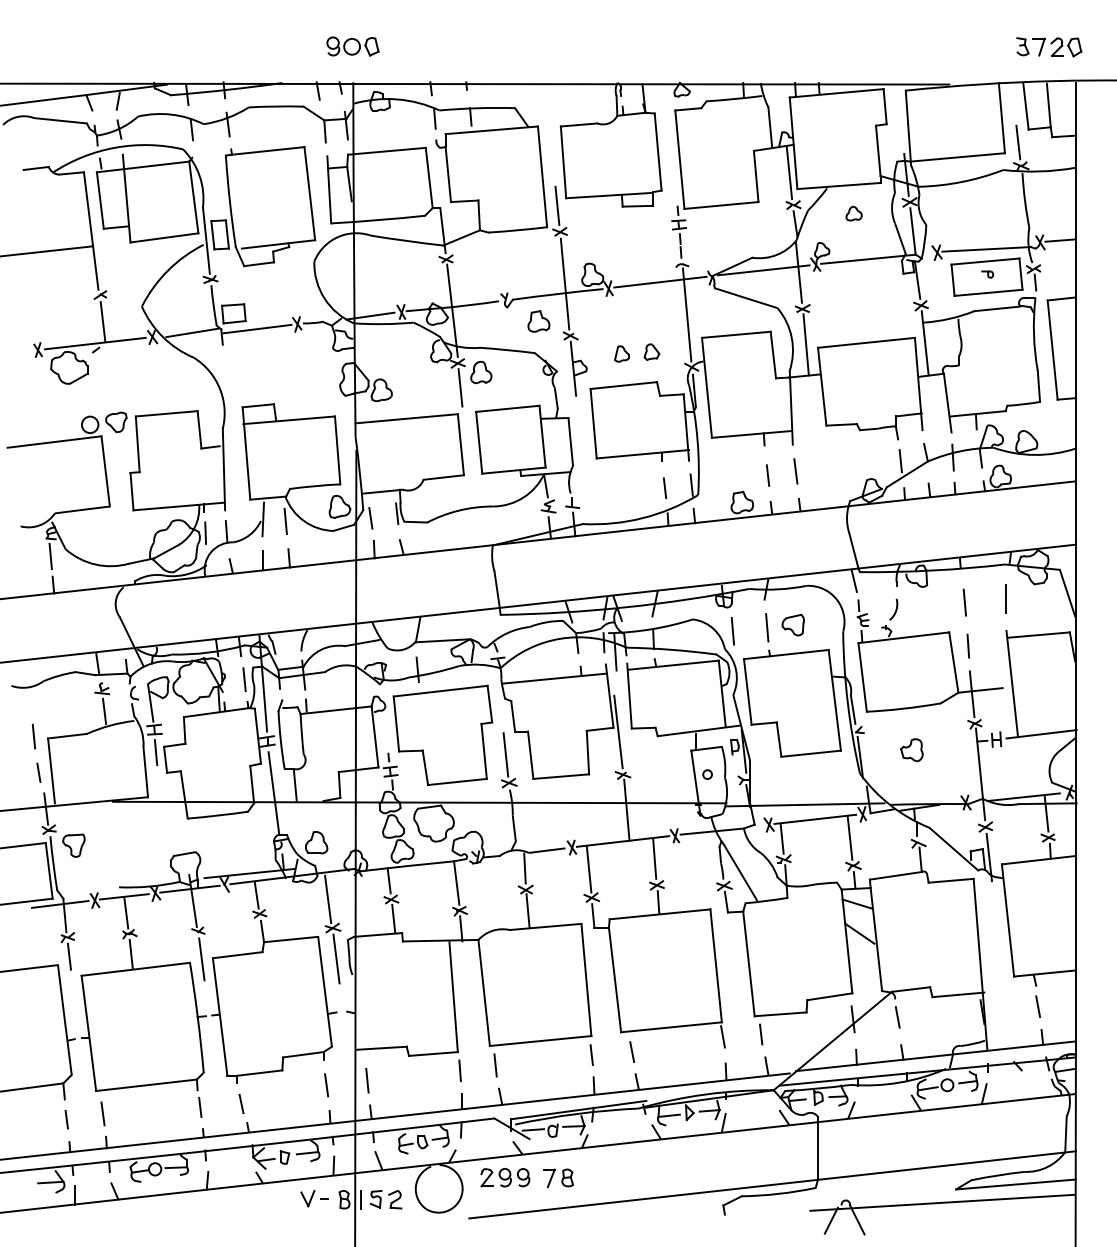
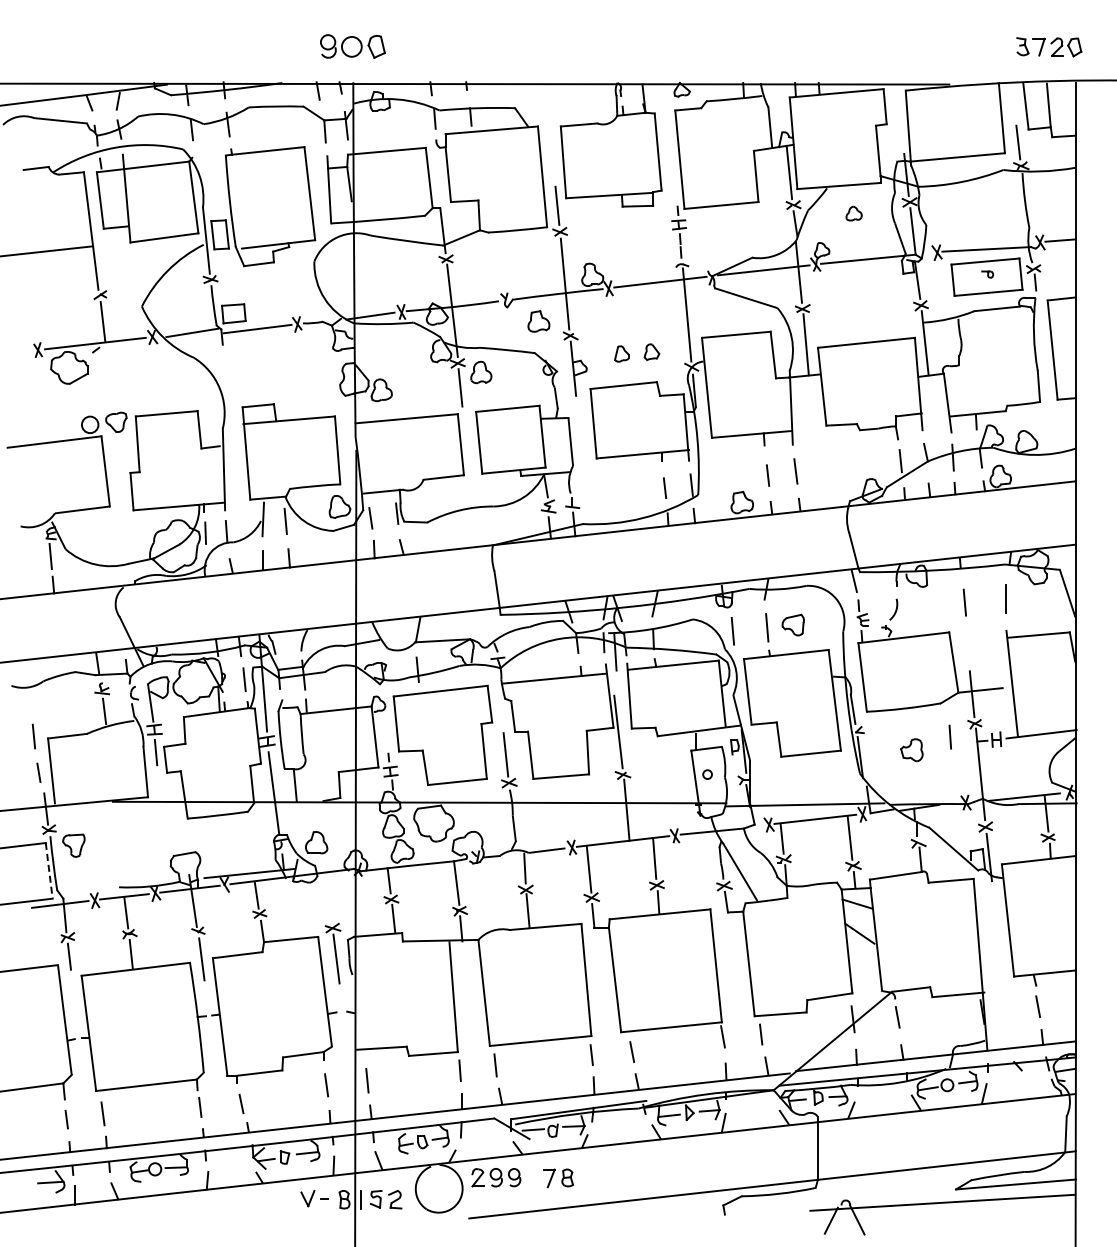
part size: 54x21 px -> 66x25 px (352, 46)
line position: (967, 645) -> (949, 736) (949, 736)
line: solid -> dashed (49, 871)
line: present -> none (328, 899)
part position: (505, 1177) -> (496, 1177) (496, 1177)
